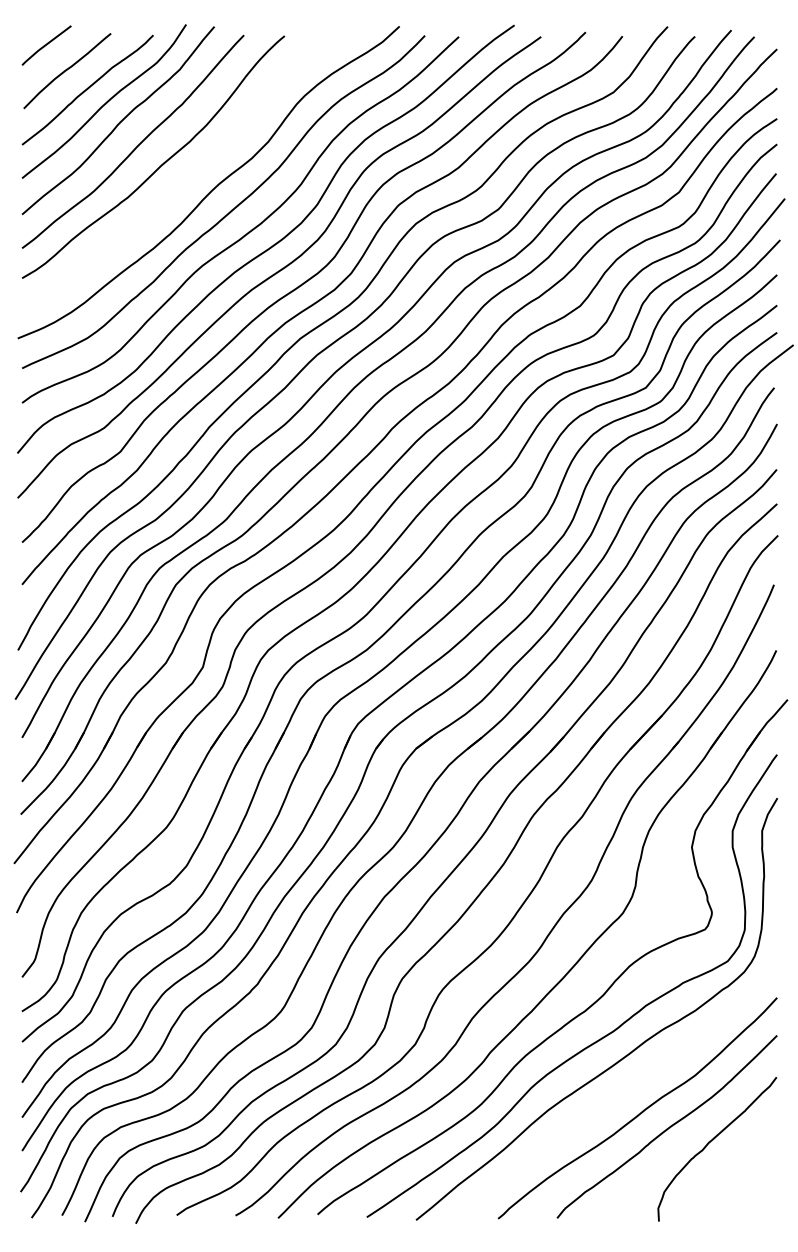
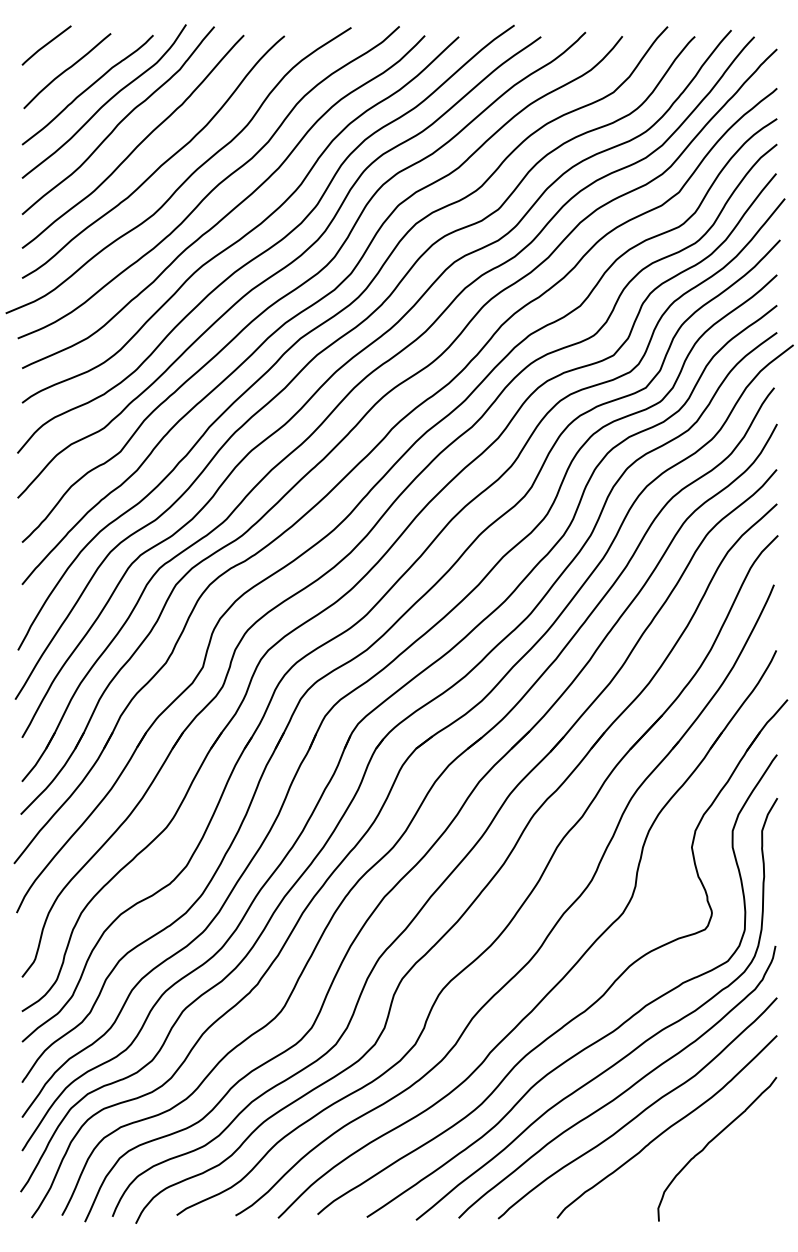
curve: none -> present (186, 178)
curve: none -> present (624, 1090)
